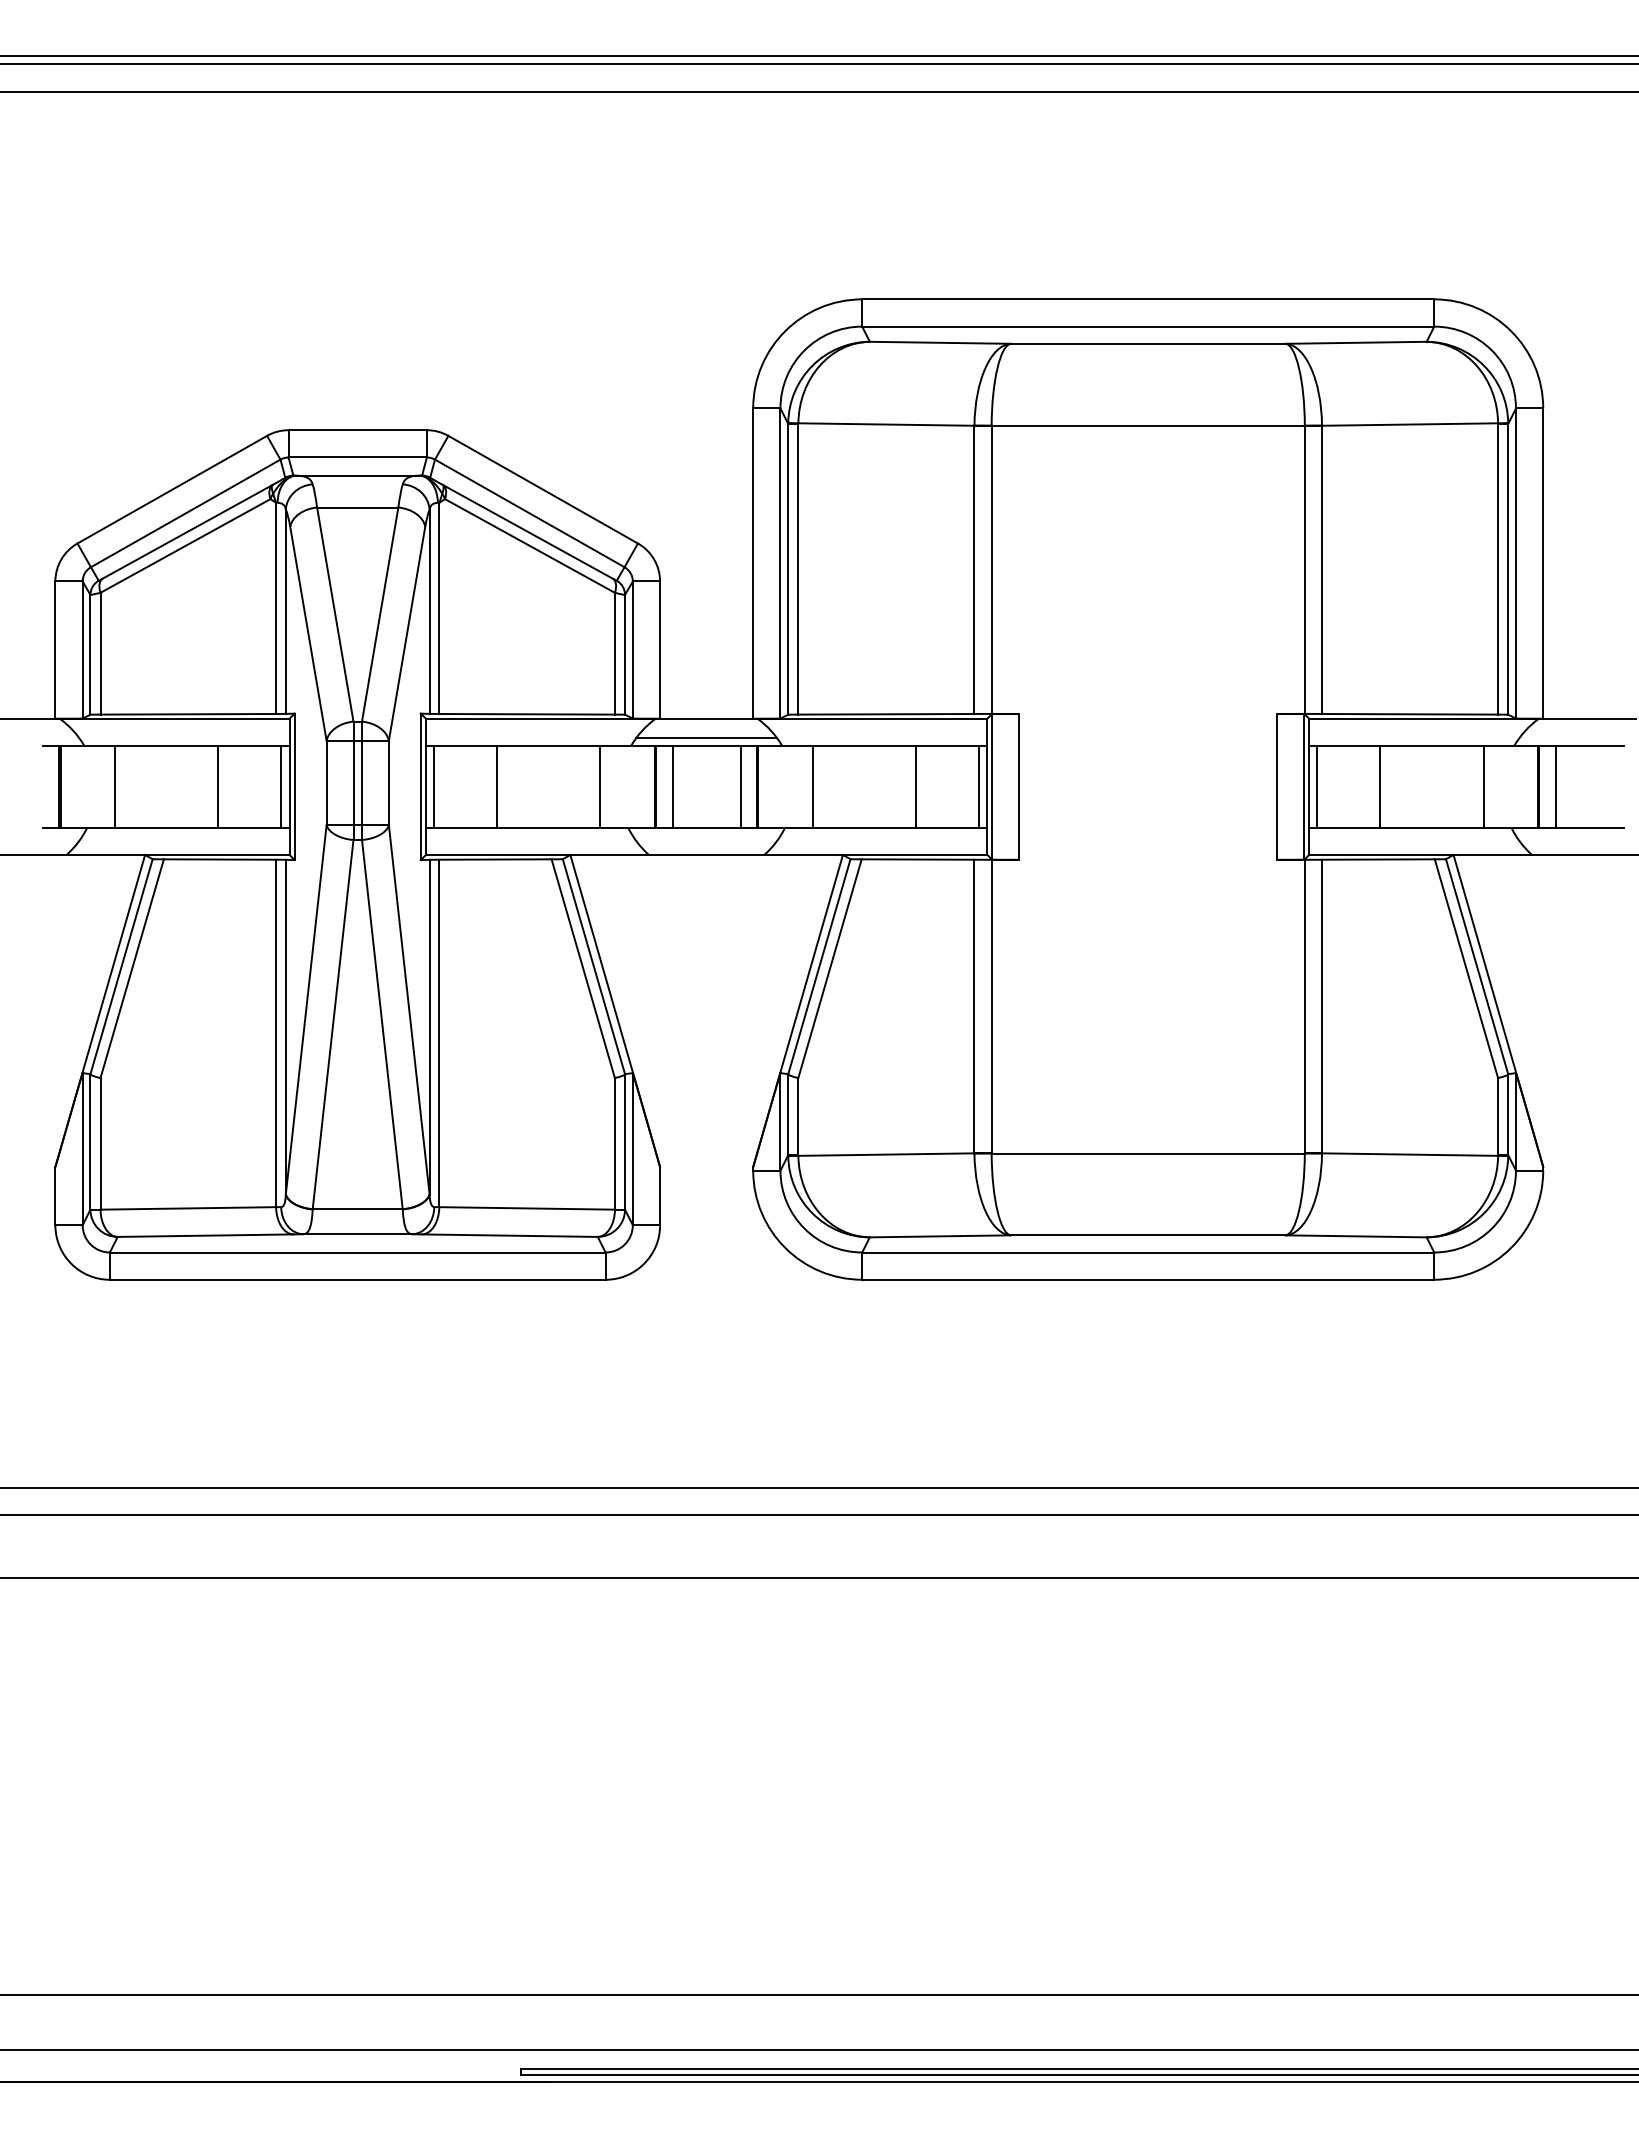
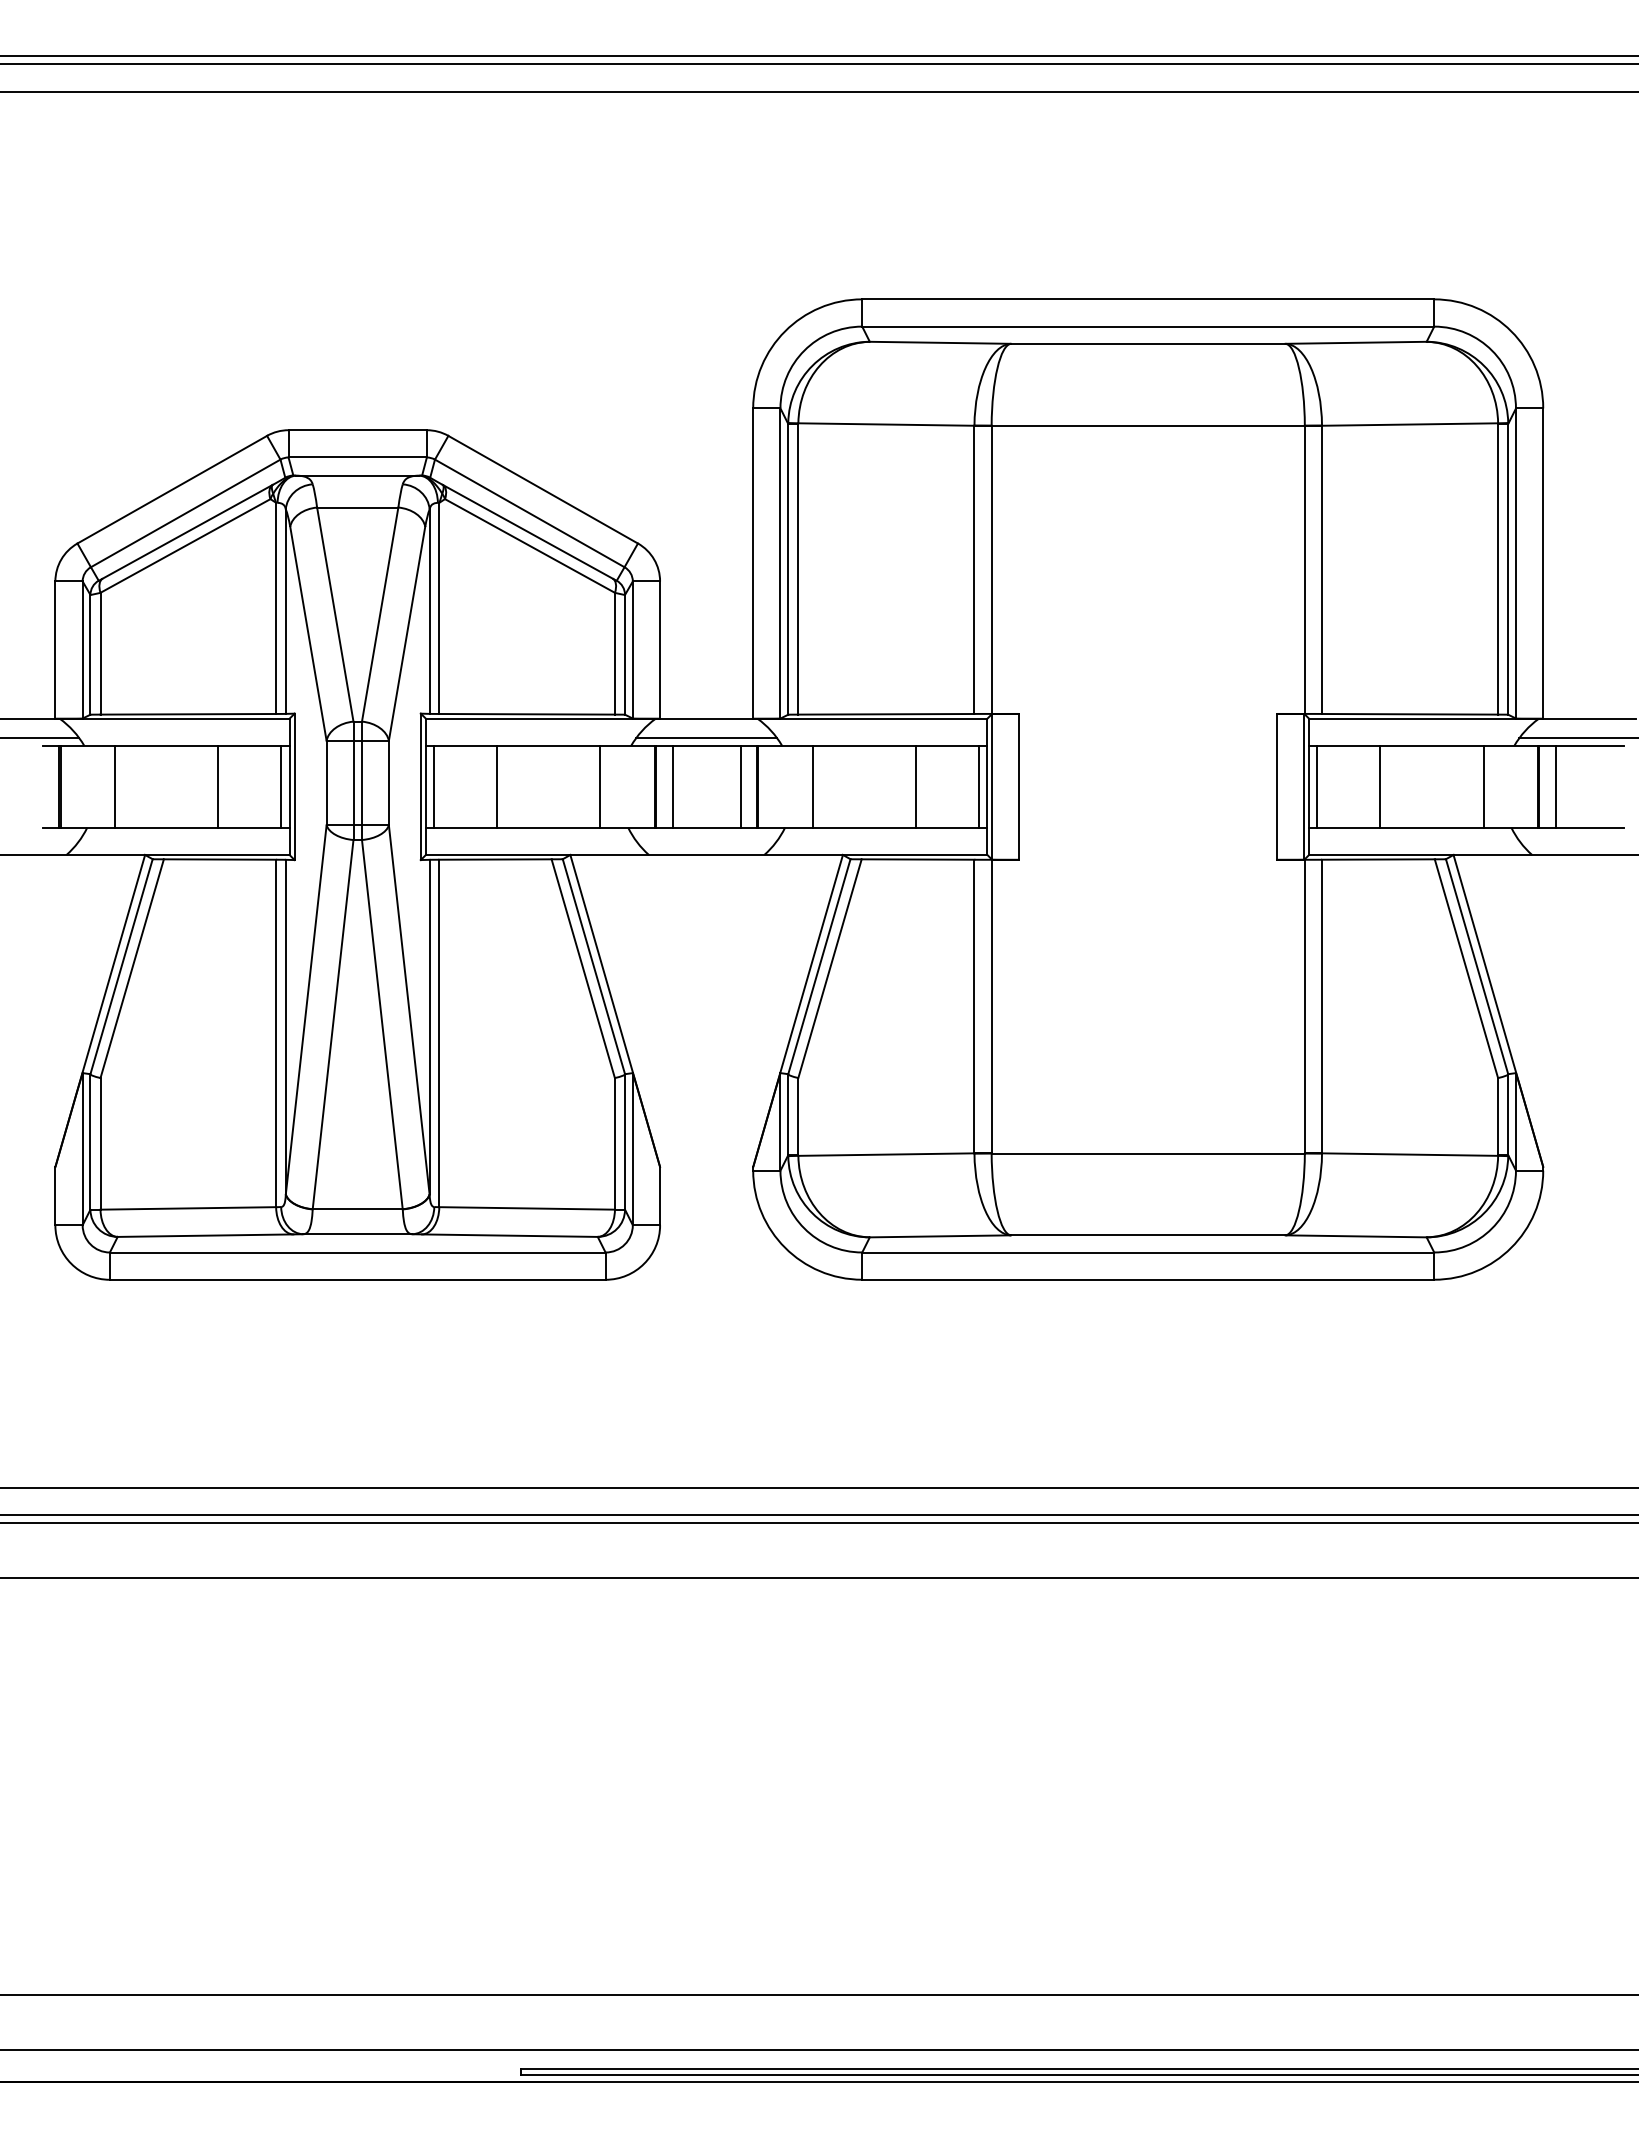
line: none -> present (40, 738)
line: none -> present (1577, 738)
line: none -> present (818, 1523)
